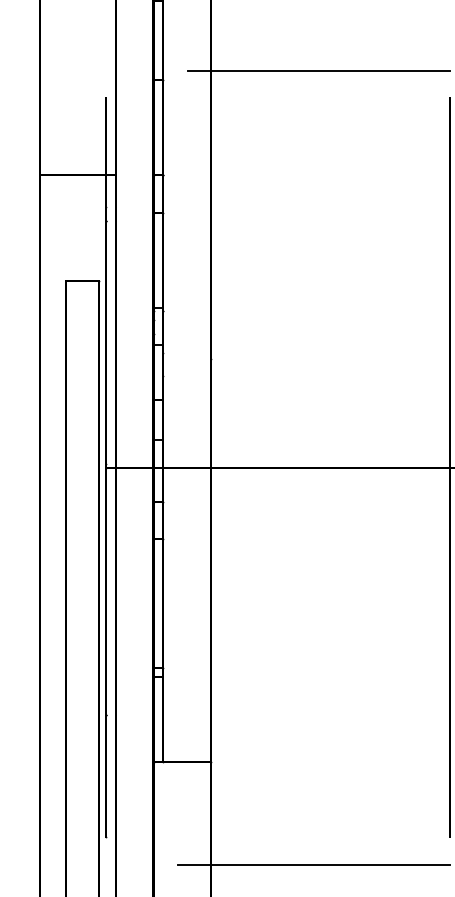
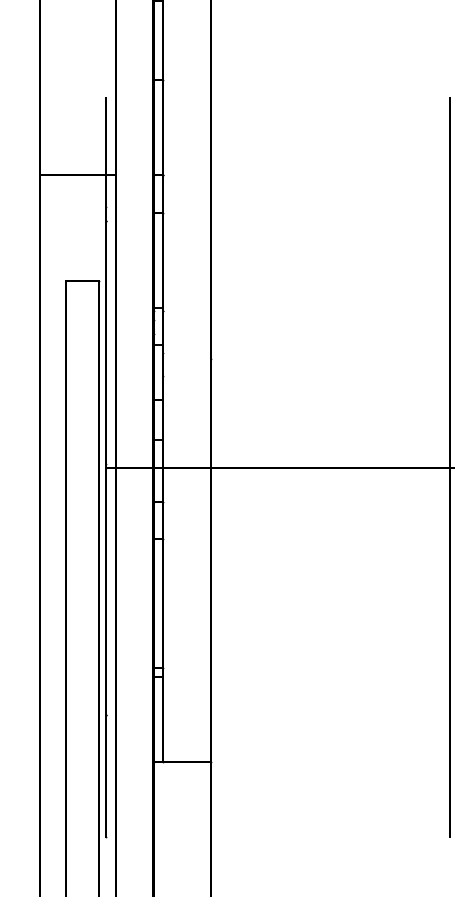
line: present -> none (319, 70)
line: present -> none (313, 865)
